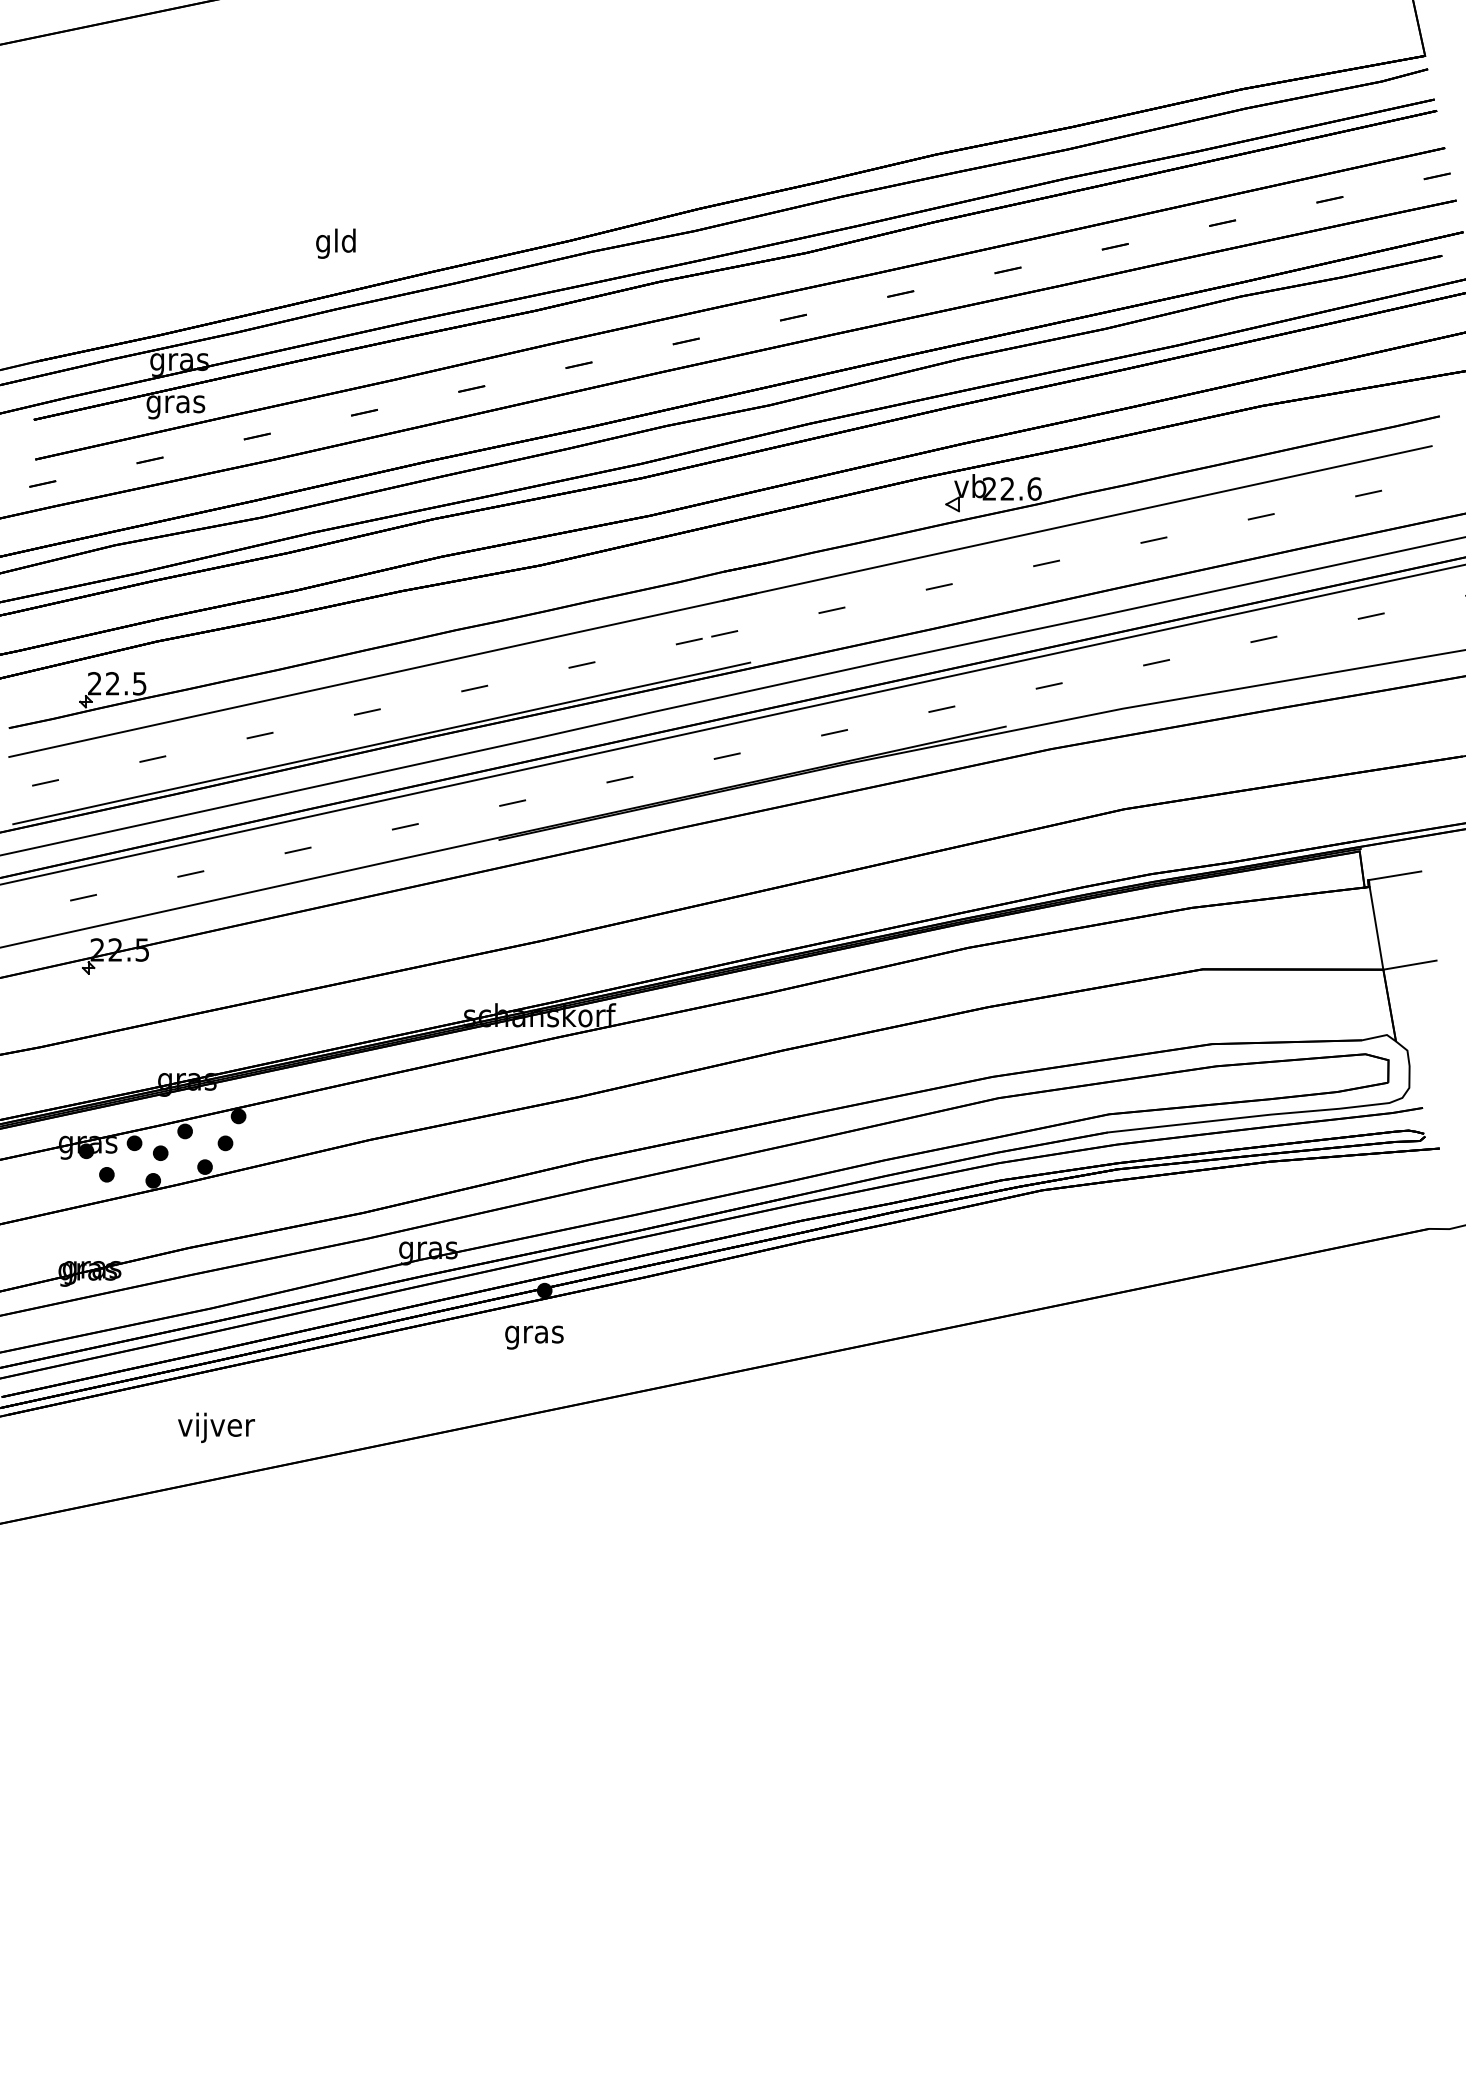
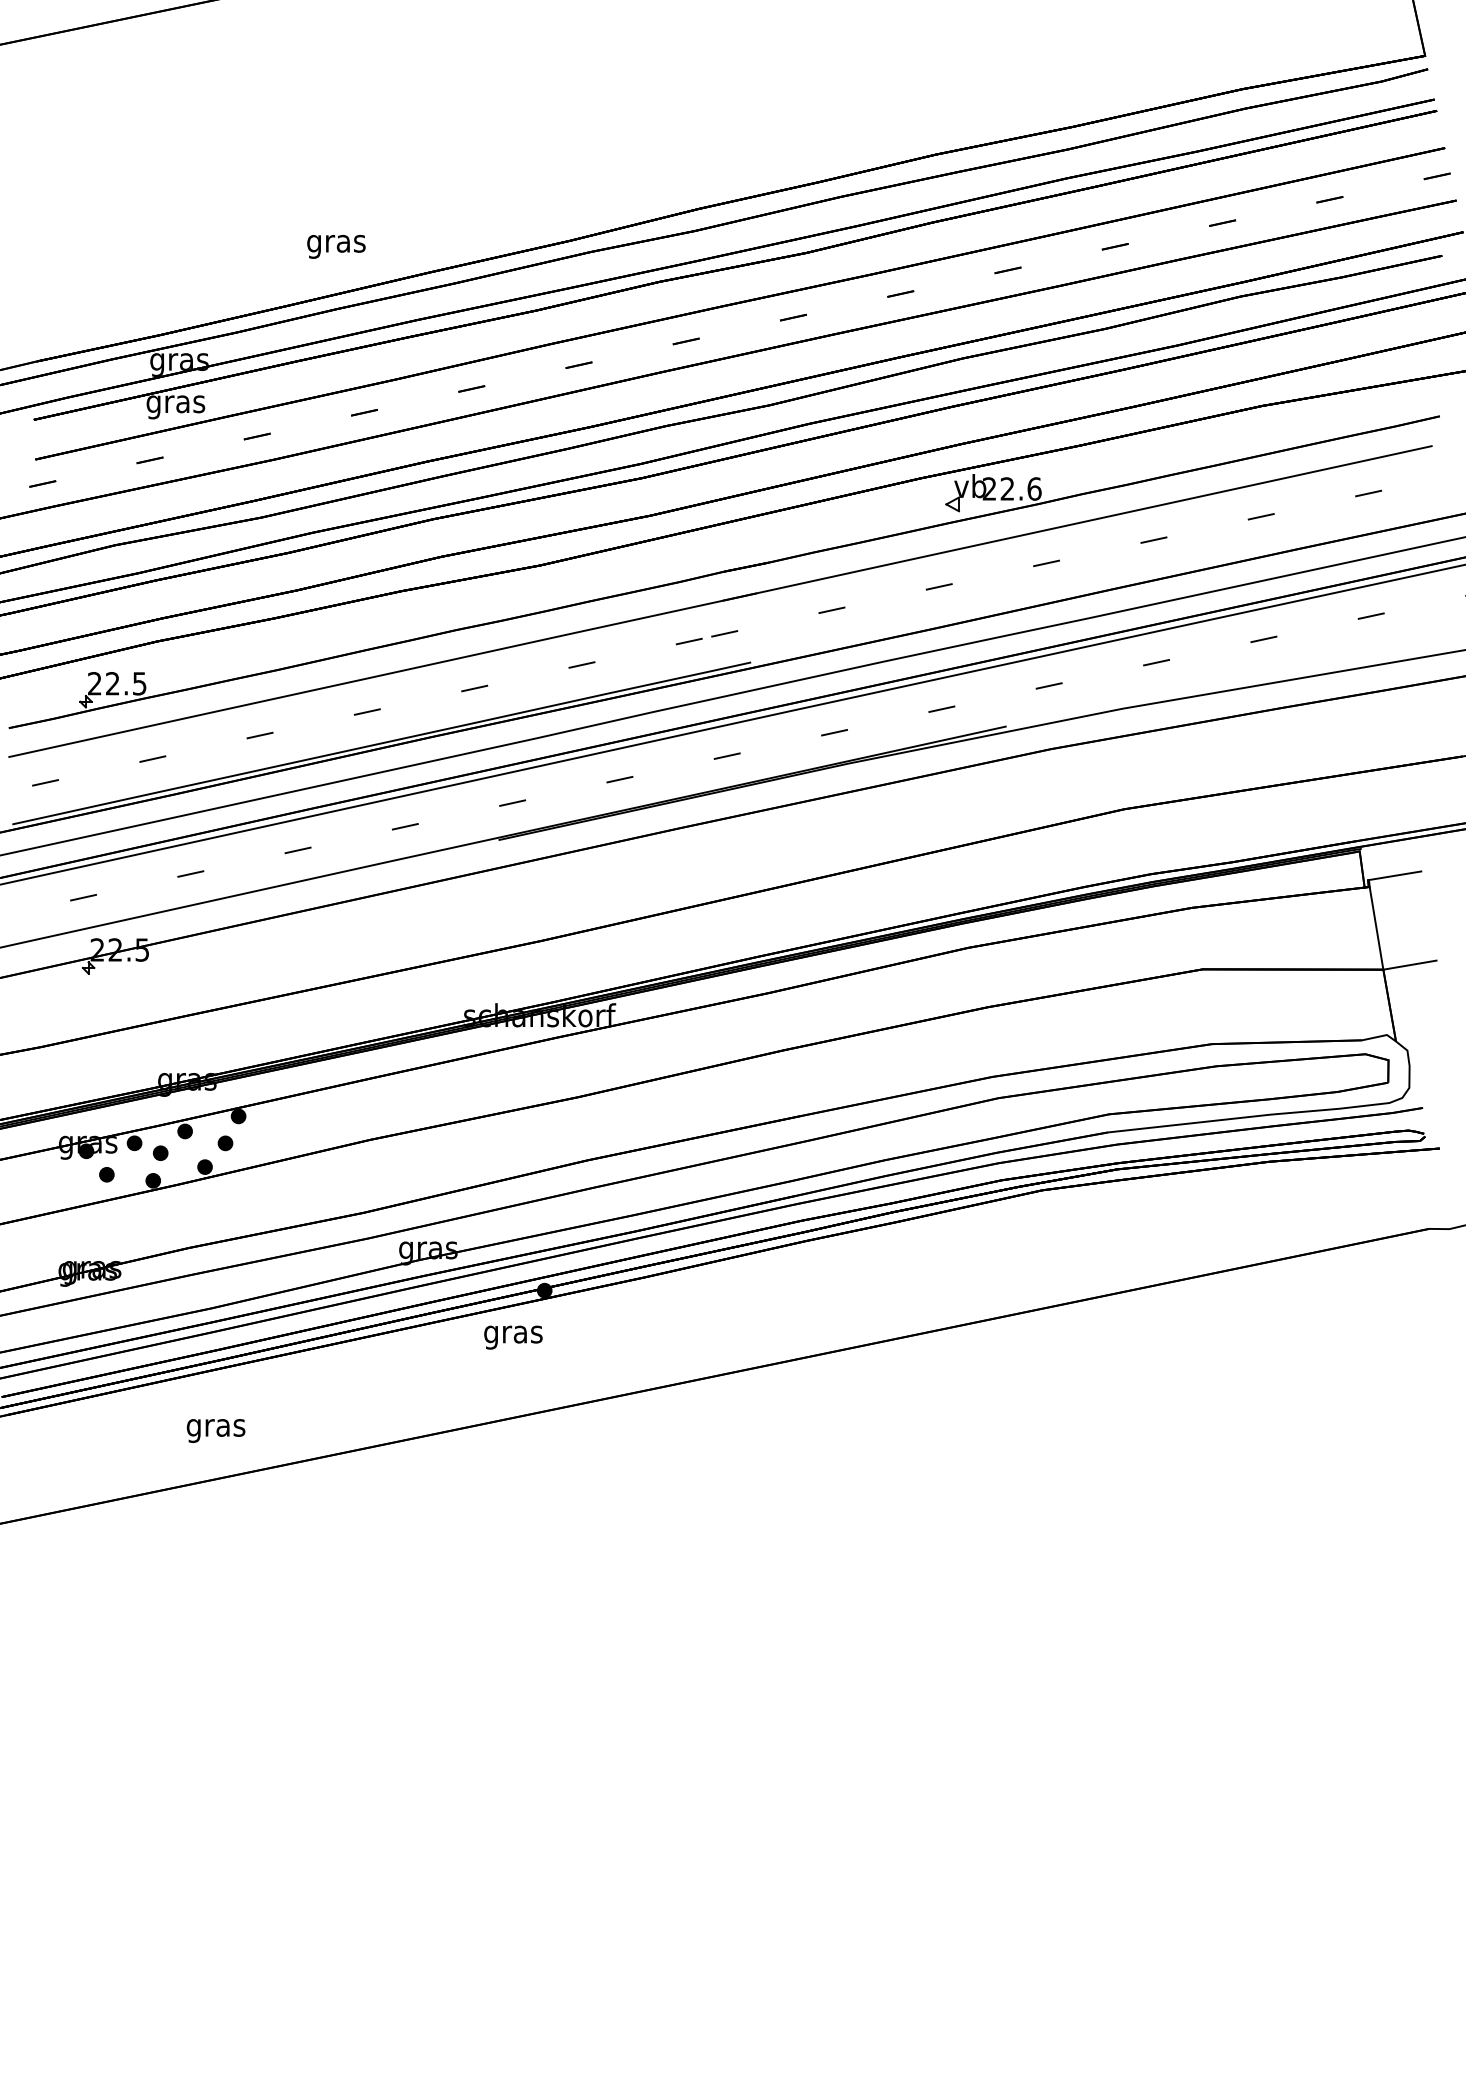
text: gld -> gras (336, 243)
text position: (534, 1337) -> (513, 1337) (513, 1337)
text: vijver -> gras (216, 1427)
